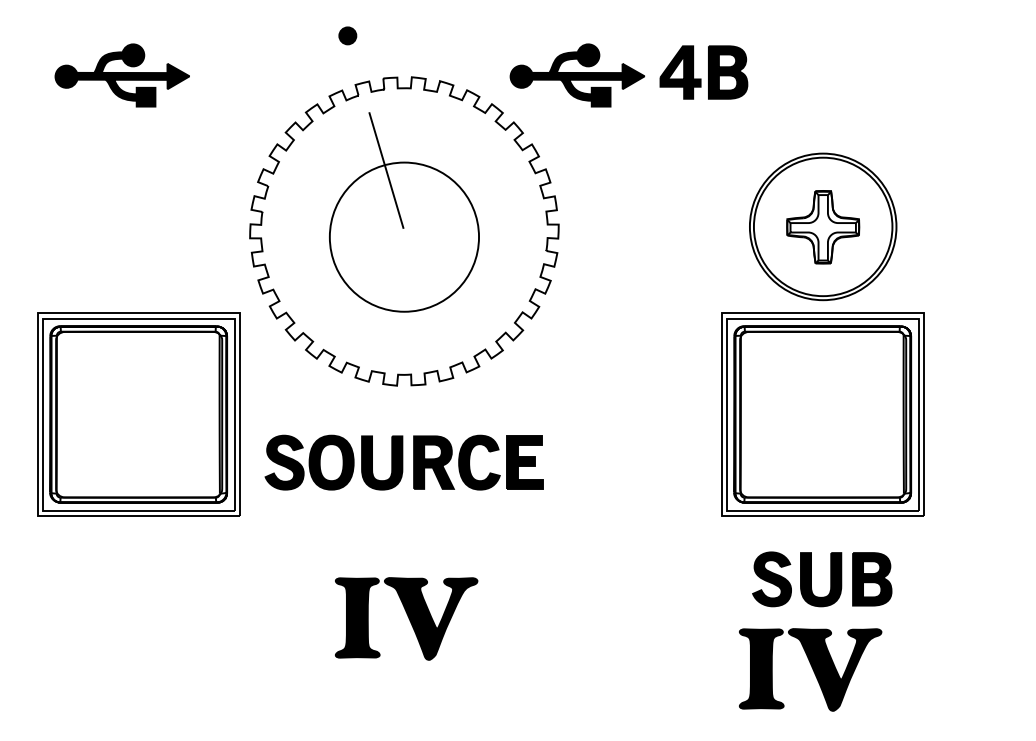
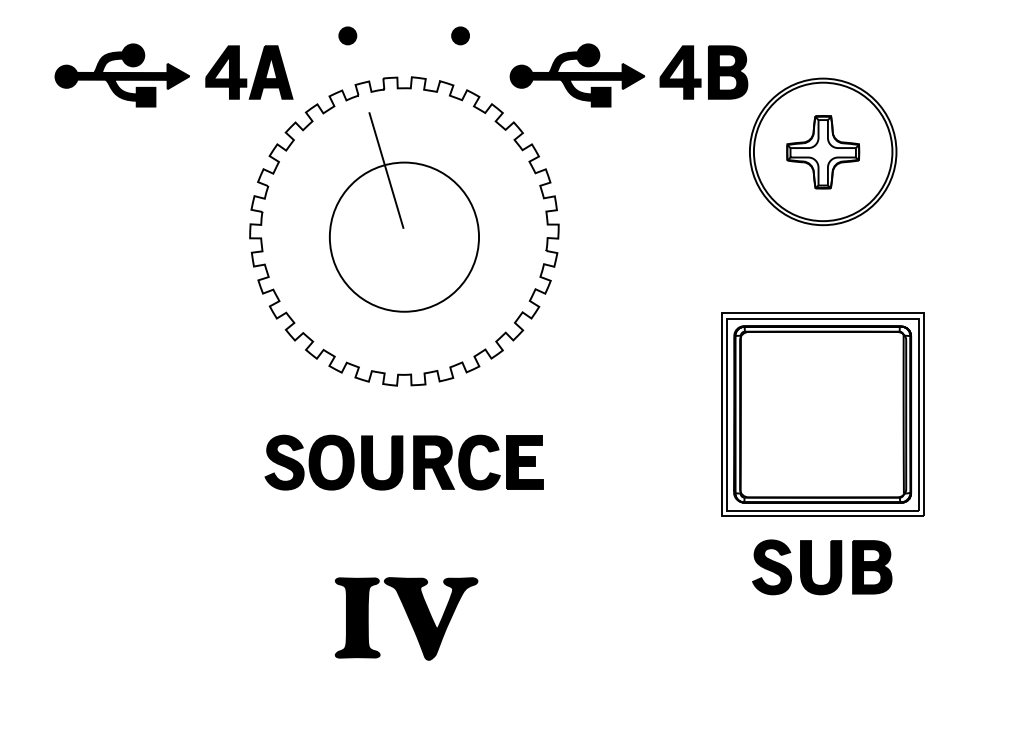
part: none -> present (460, 35)
part: none -> present (247, 78)
part position: (823, 226) -> (823, 151) (823, 151)
part: present -> none (138, 414)
part position: (830, 579) -> (830, 567) (830, 567)
part: present -> none (810, 669)
